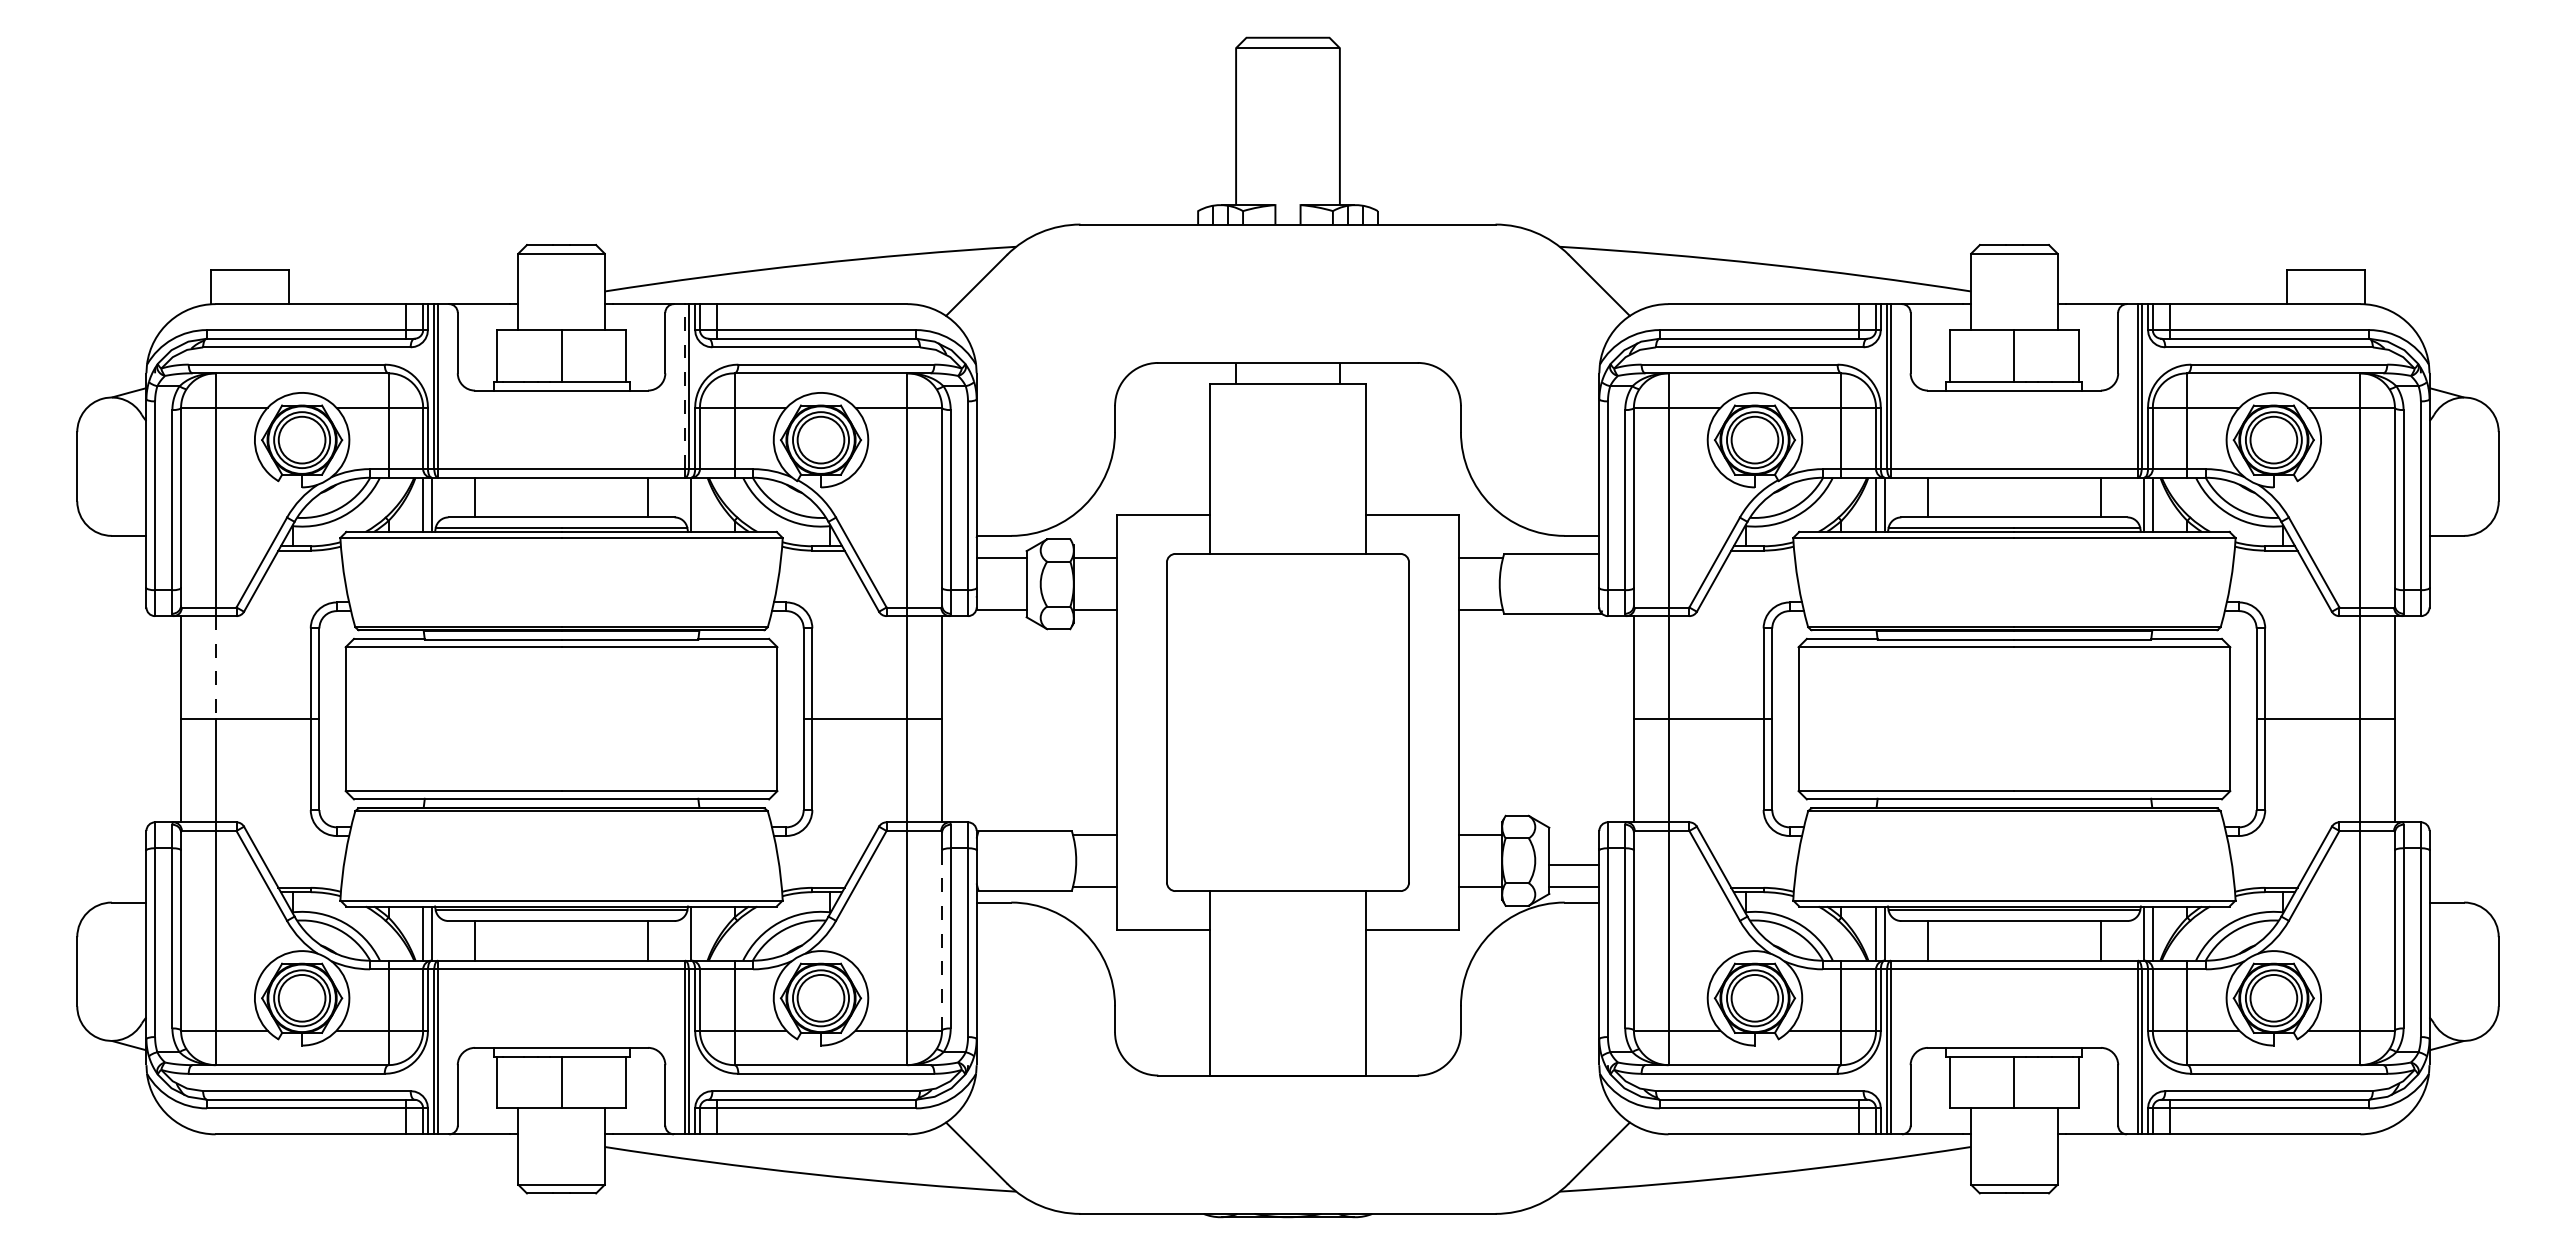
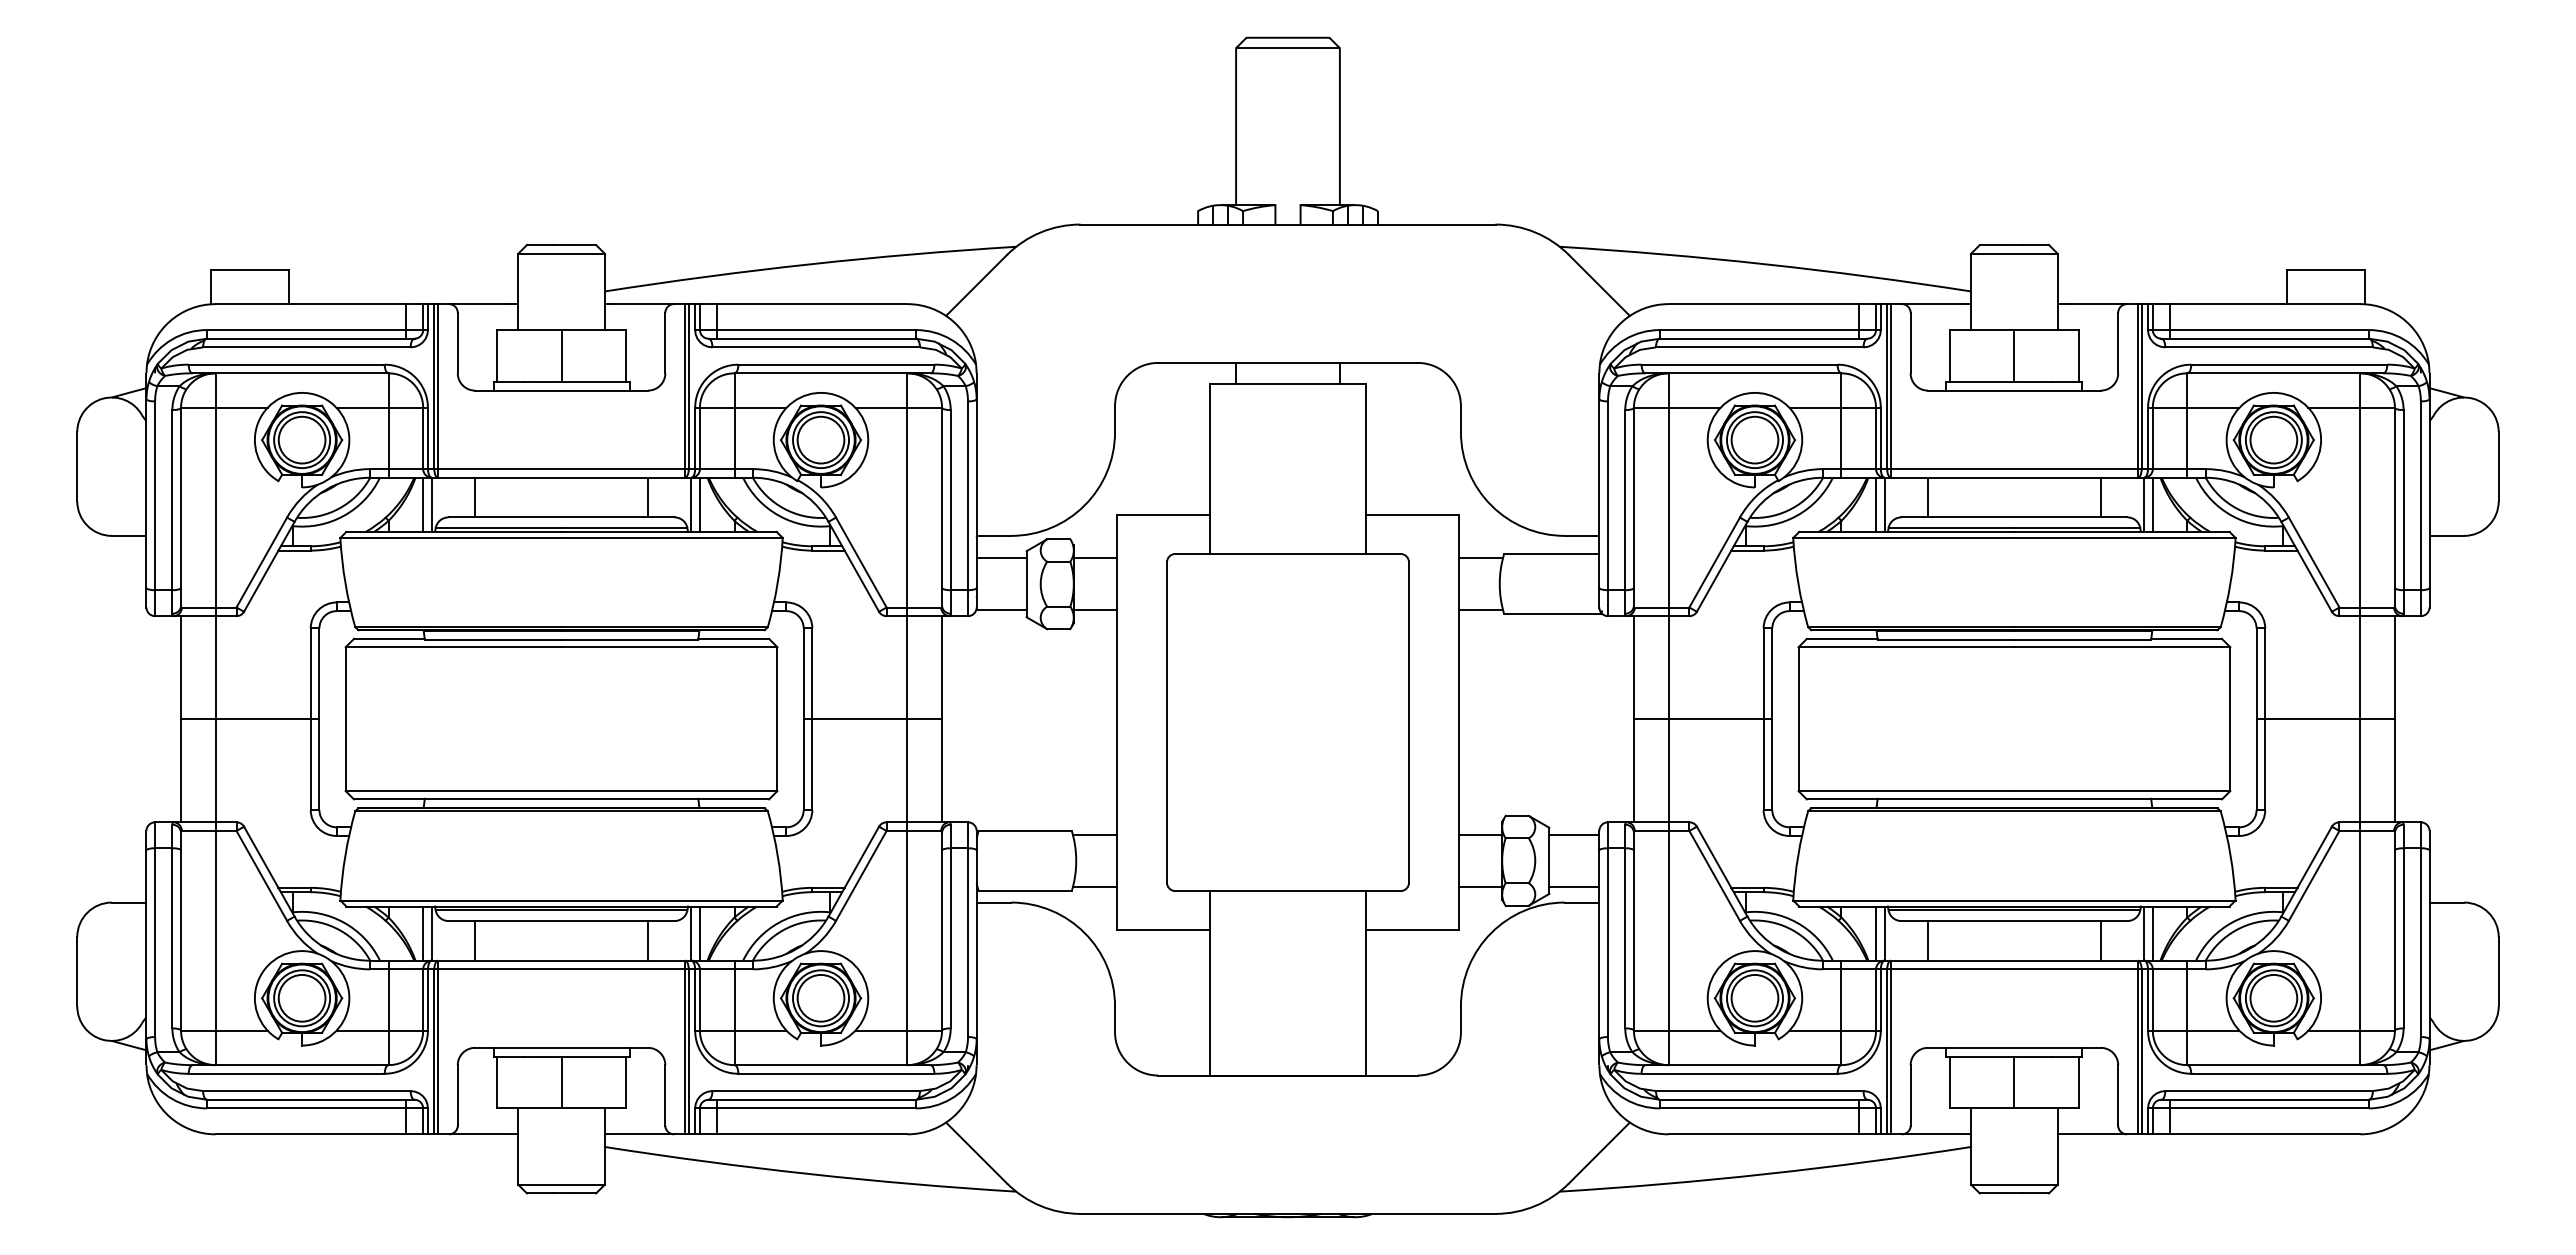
line: dashed -> solid (684, 386)
line: none -> present (699, 504)
line: dashed -> solid (215, 667)
line position: (1574, 864) -> (1574, 834) (1574, 834)
line: none -> present (699, 933)
line: dashed -> solid (942, 939)
